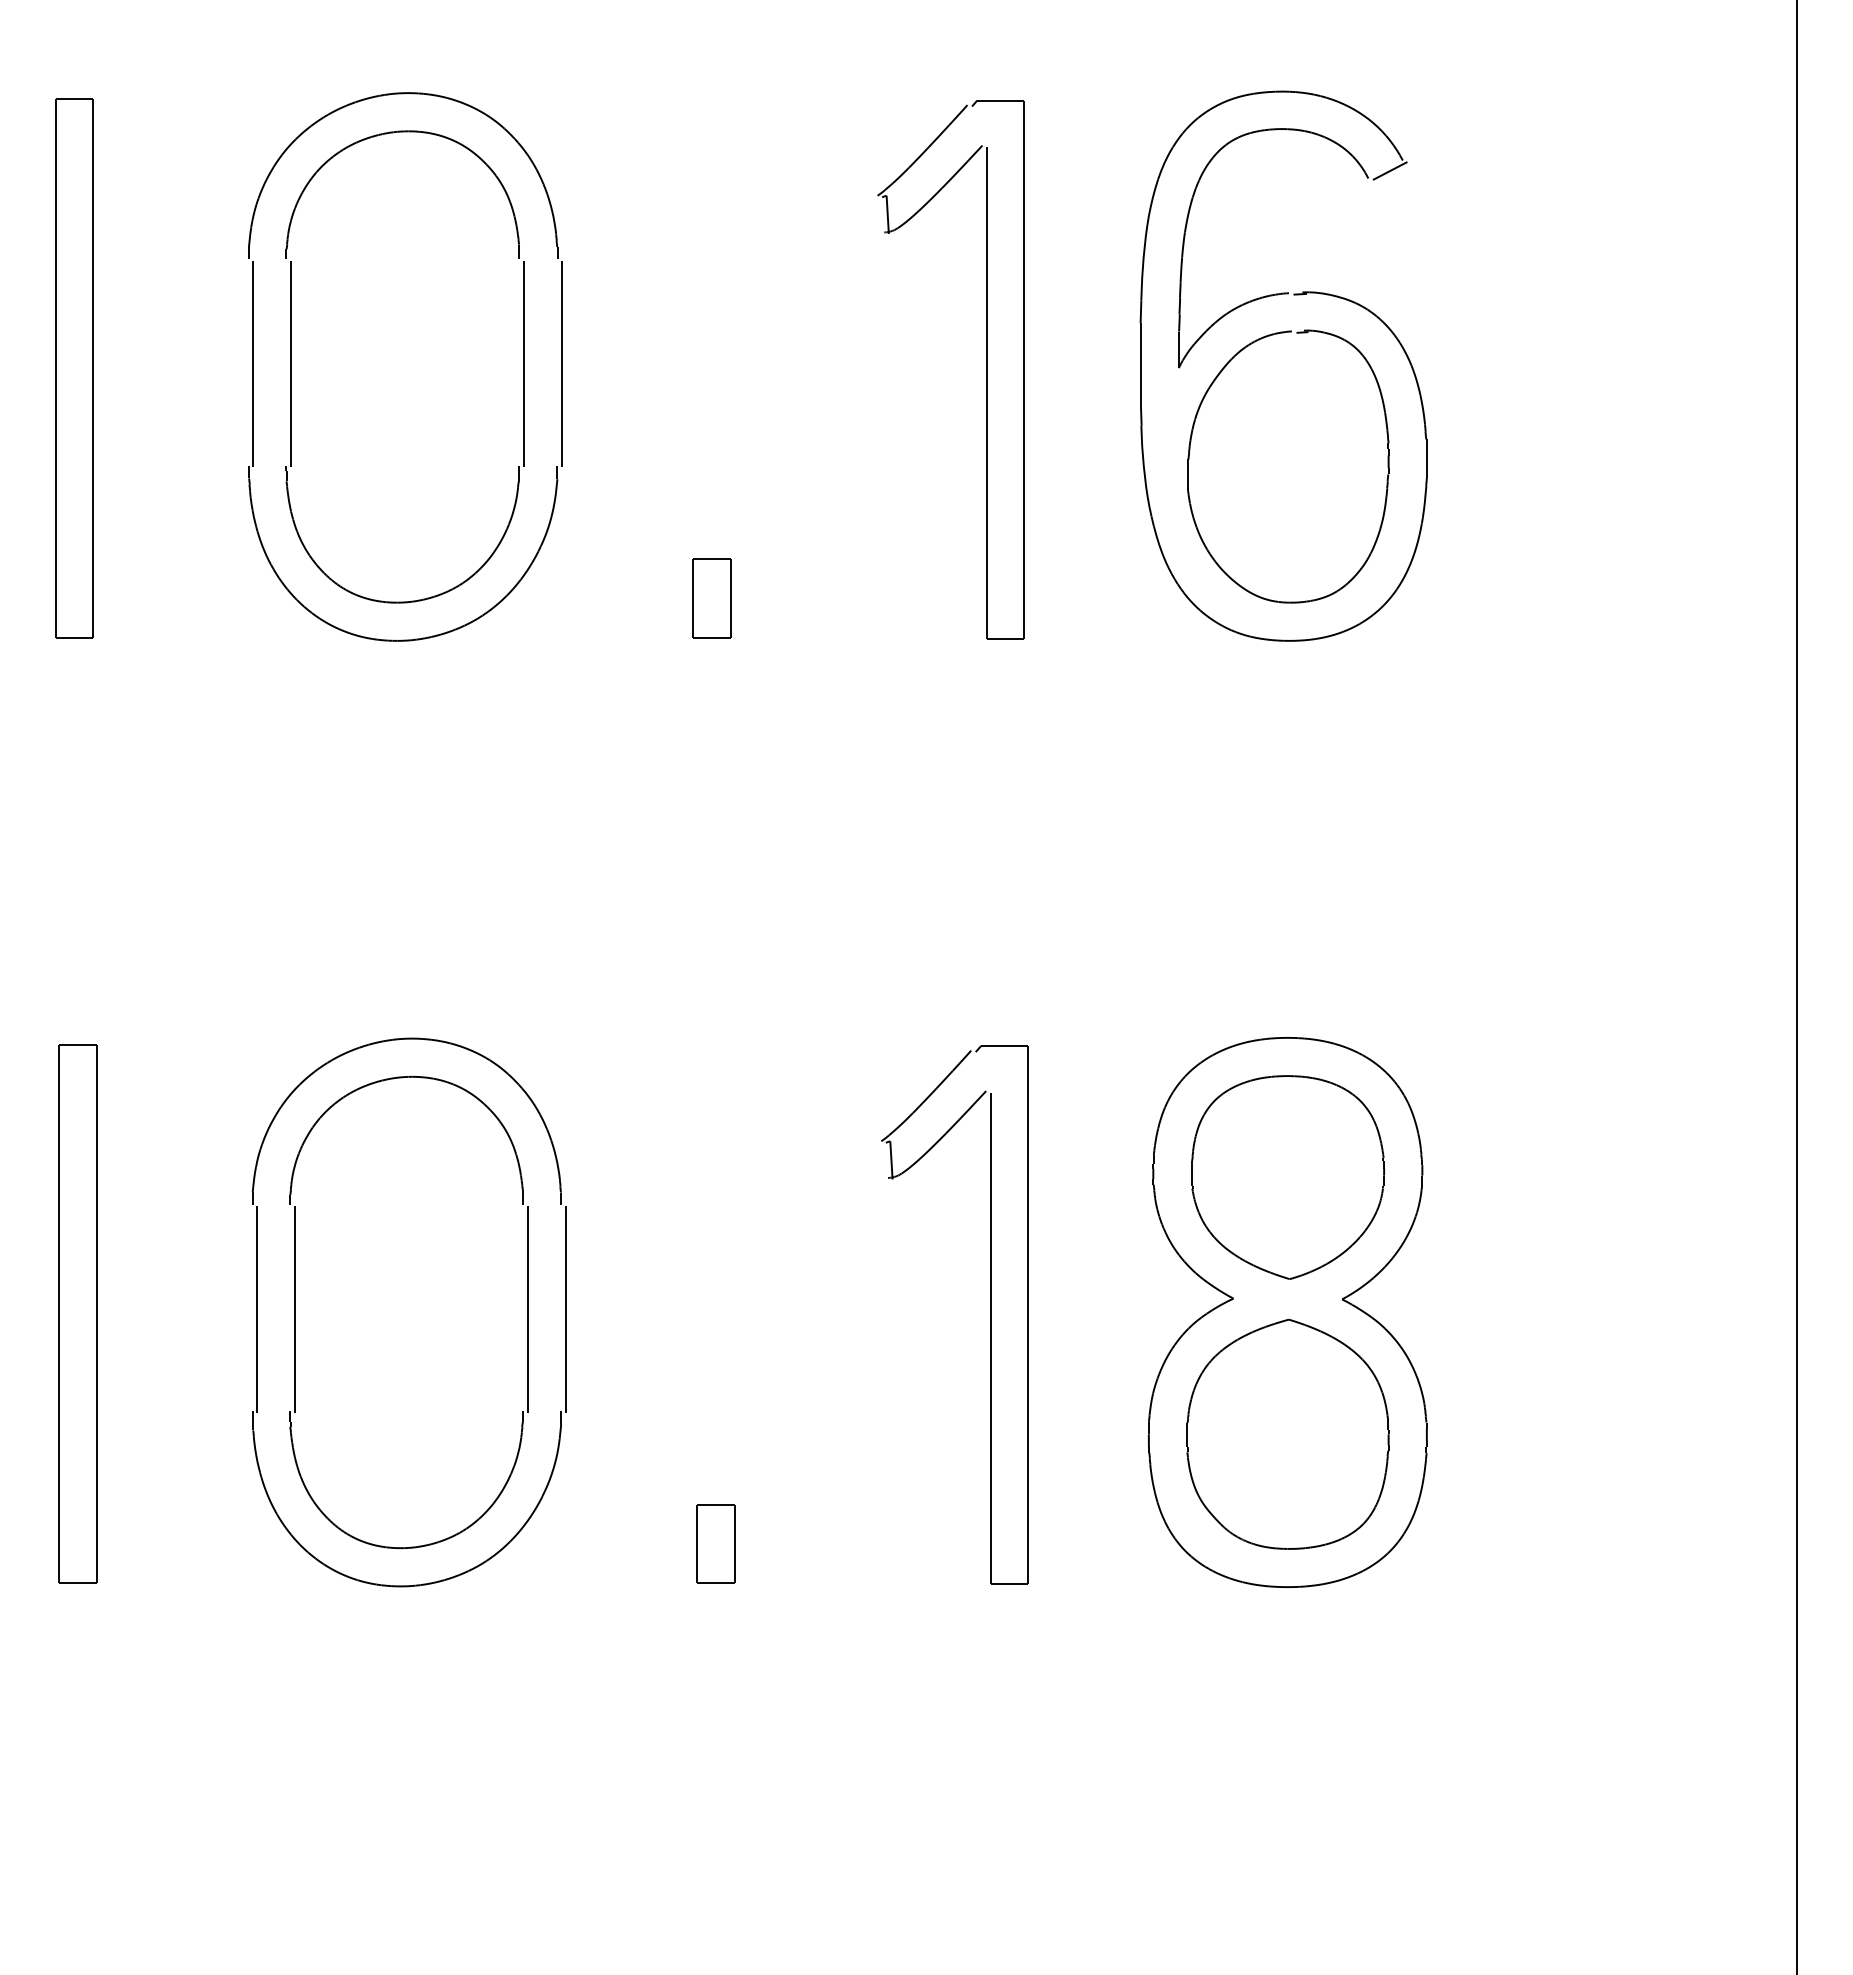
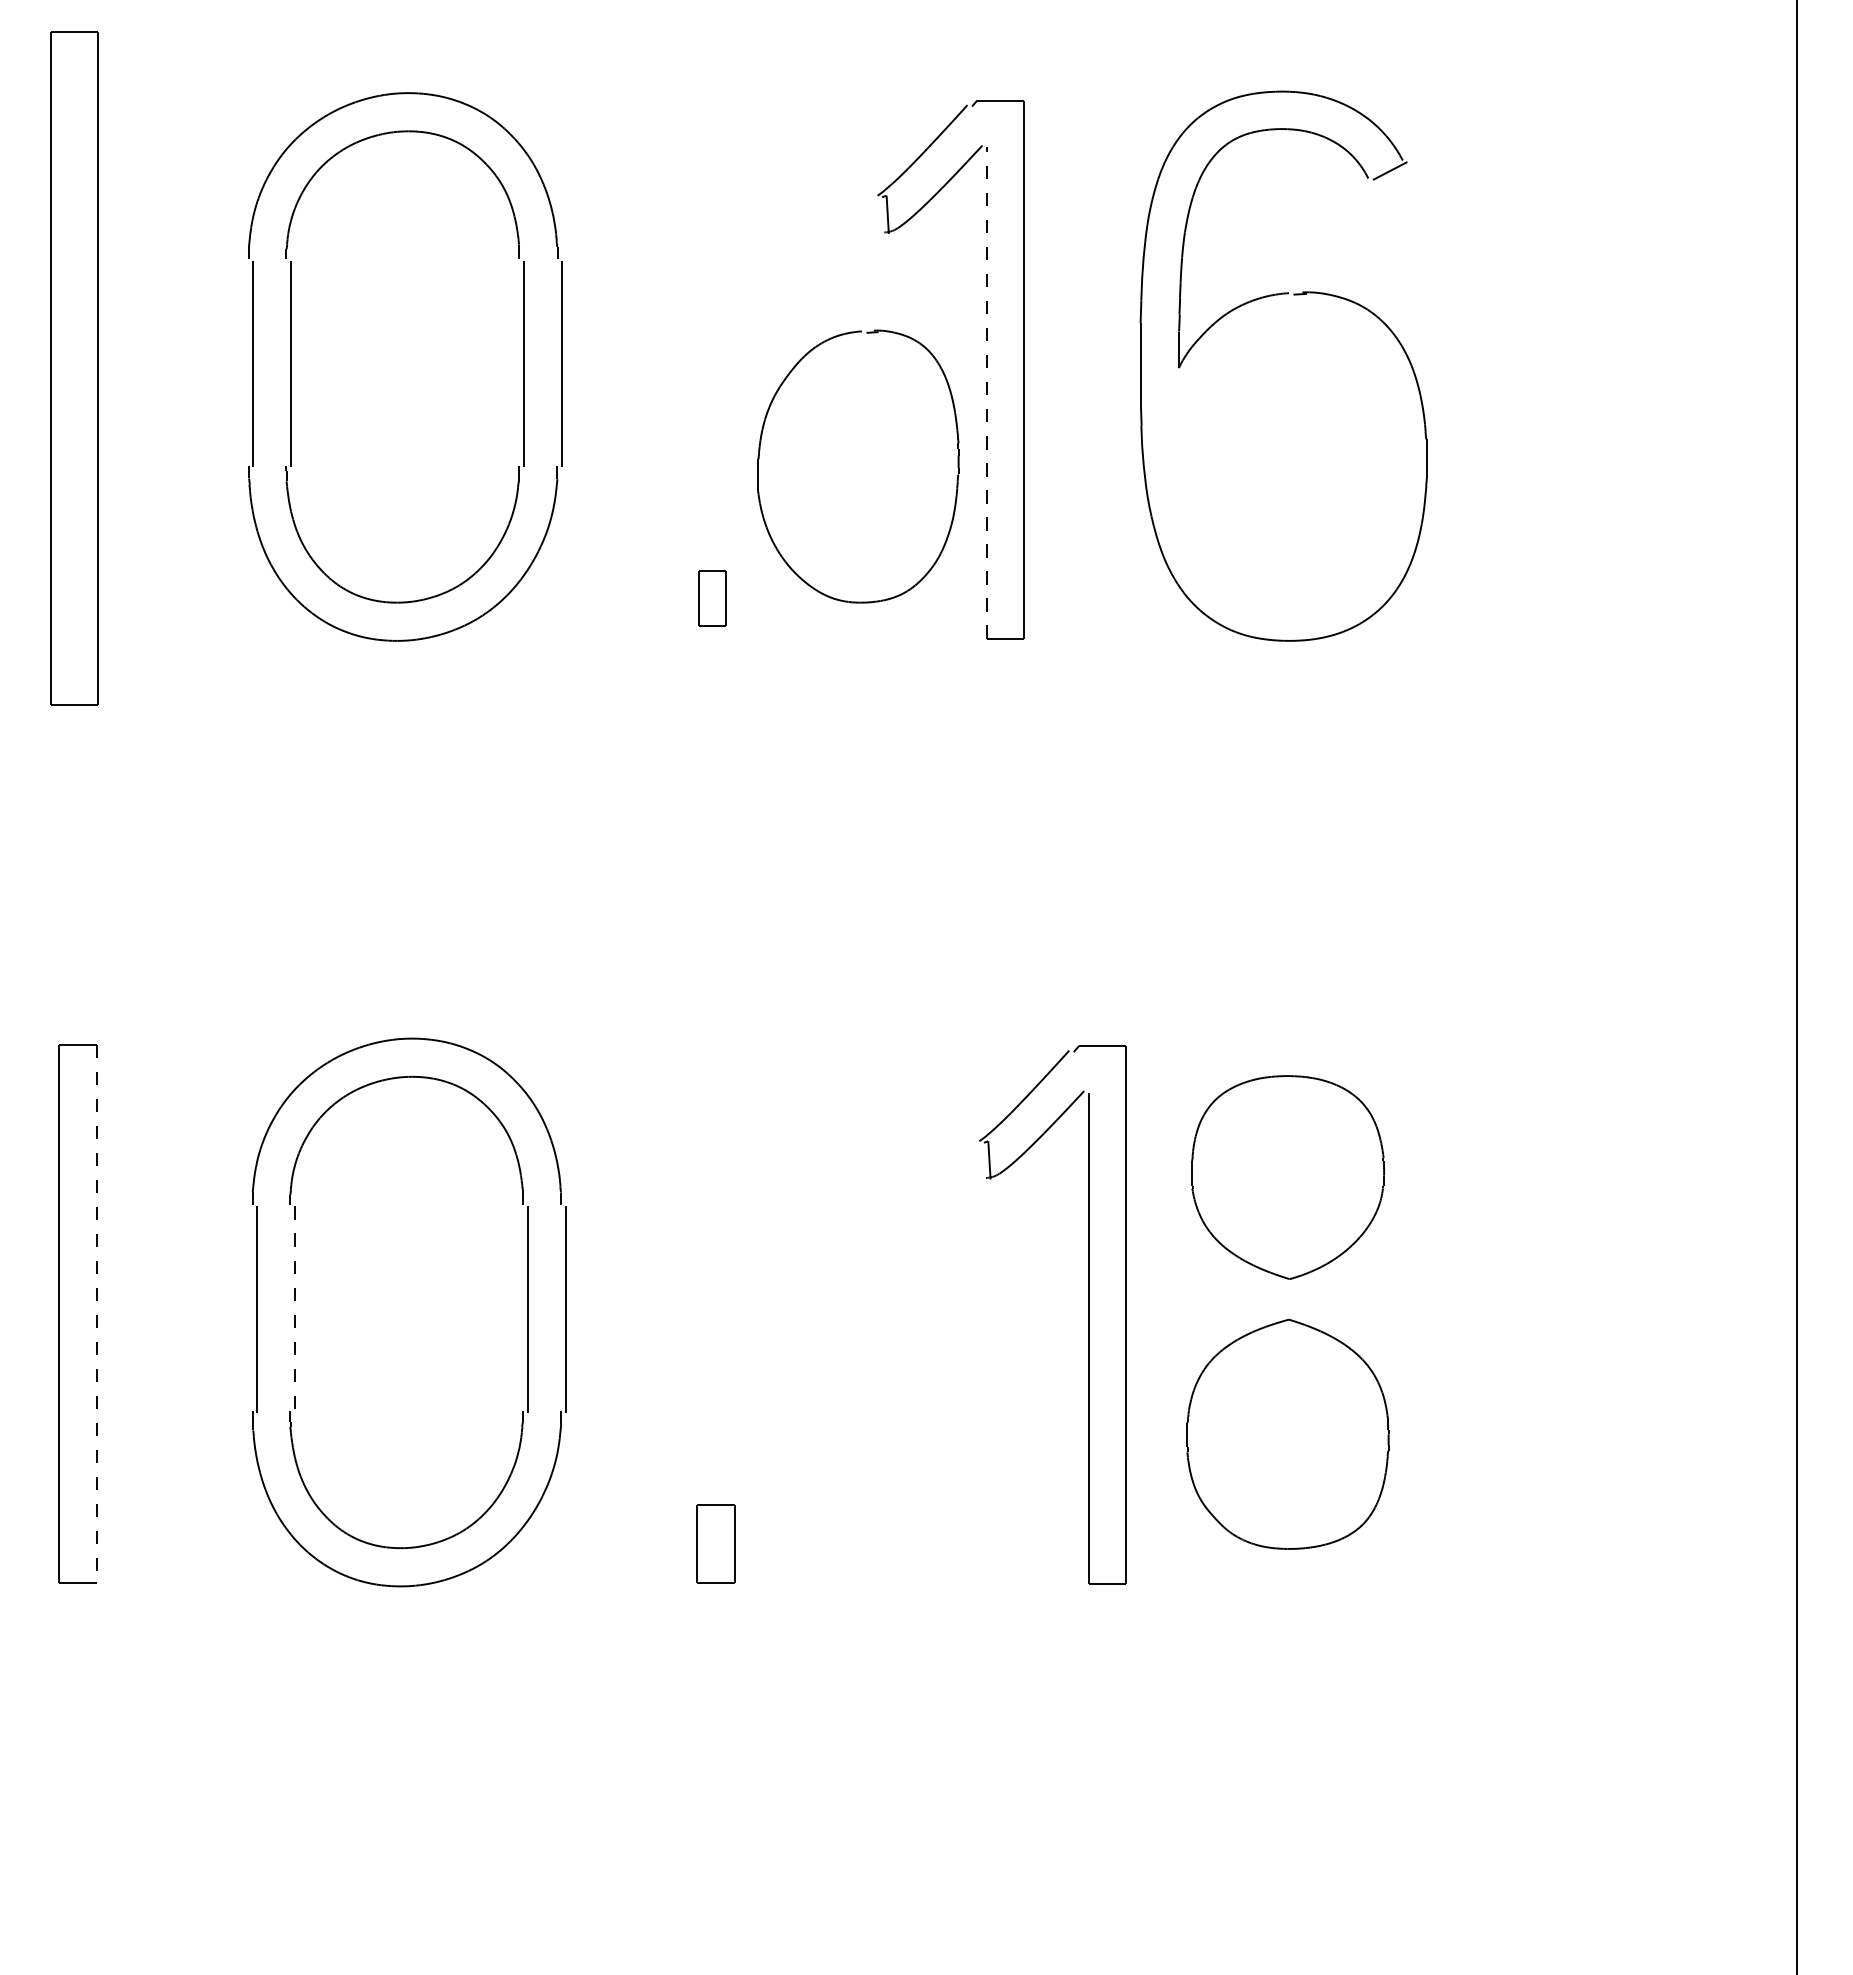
part size: 39x541 px -> 49x675 px (74, 368)
line: solid -> dashed (987, 392)
part position: (1386, 479) -> (956, 479) (956, 479)
part size: 40x81 px -> 29x57 px (712, 598)
line: solid -> dashed (294, 1310)
part: present -> none (1287, 1312)
line: solid -> dashed (96, 1314)
part position: (990, 1314) -> (1088, 1314) (1088, 1314)
